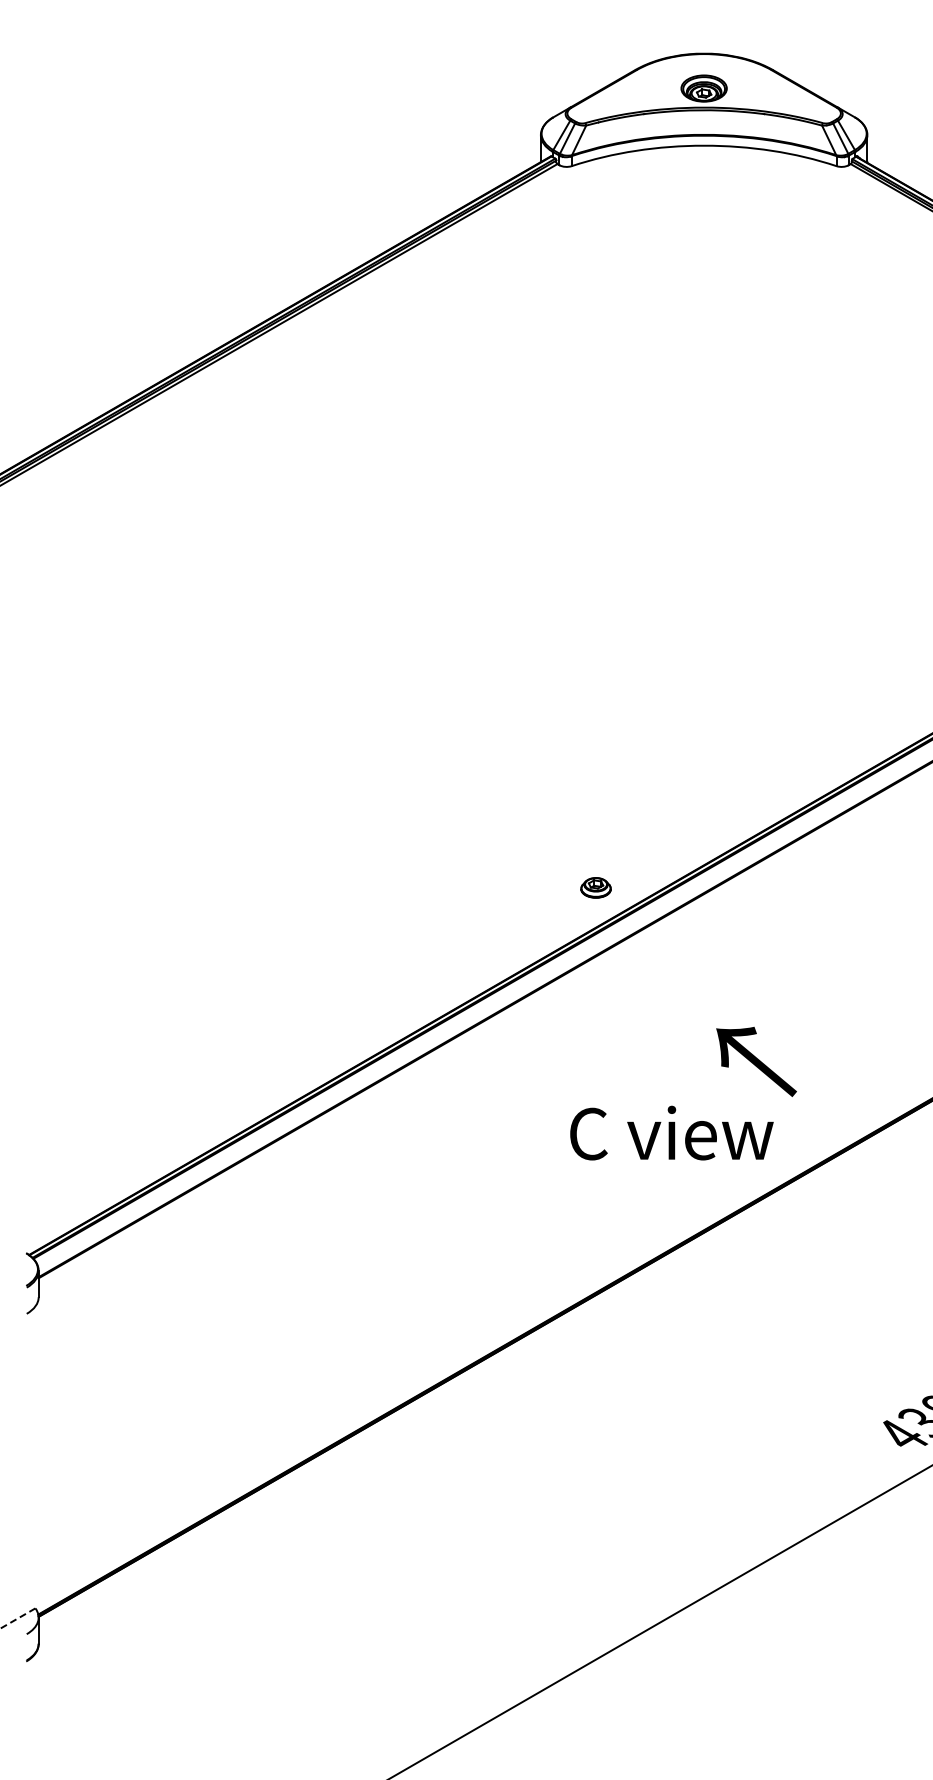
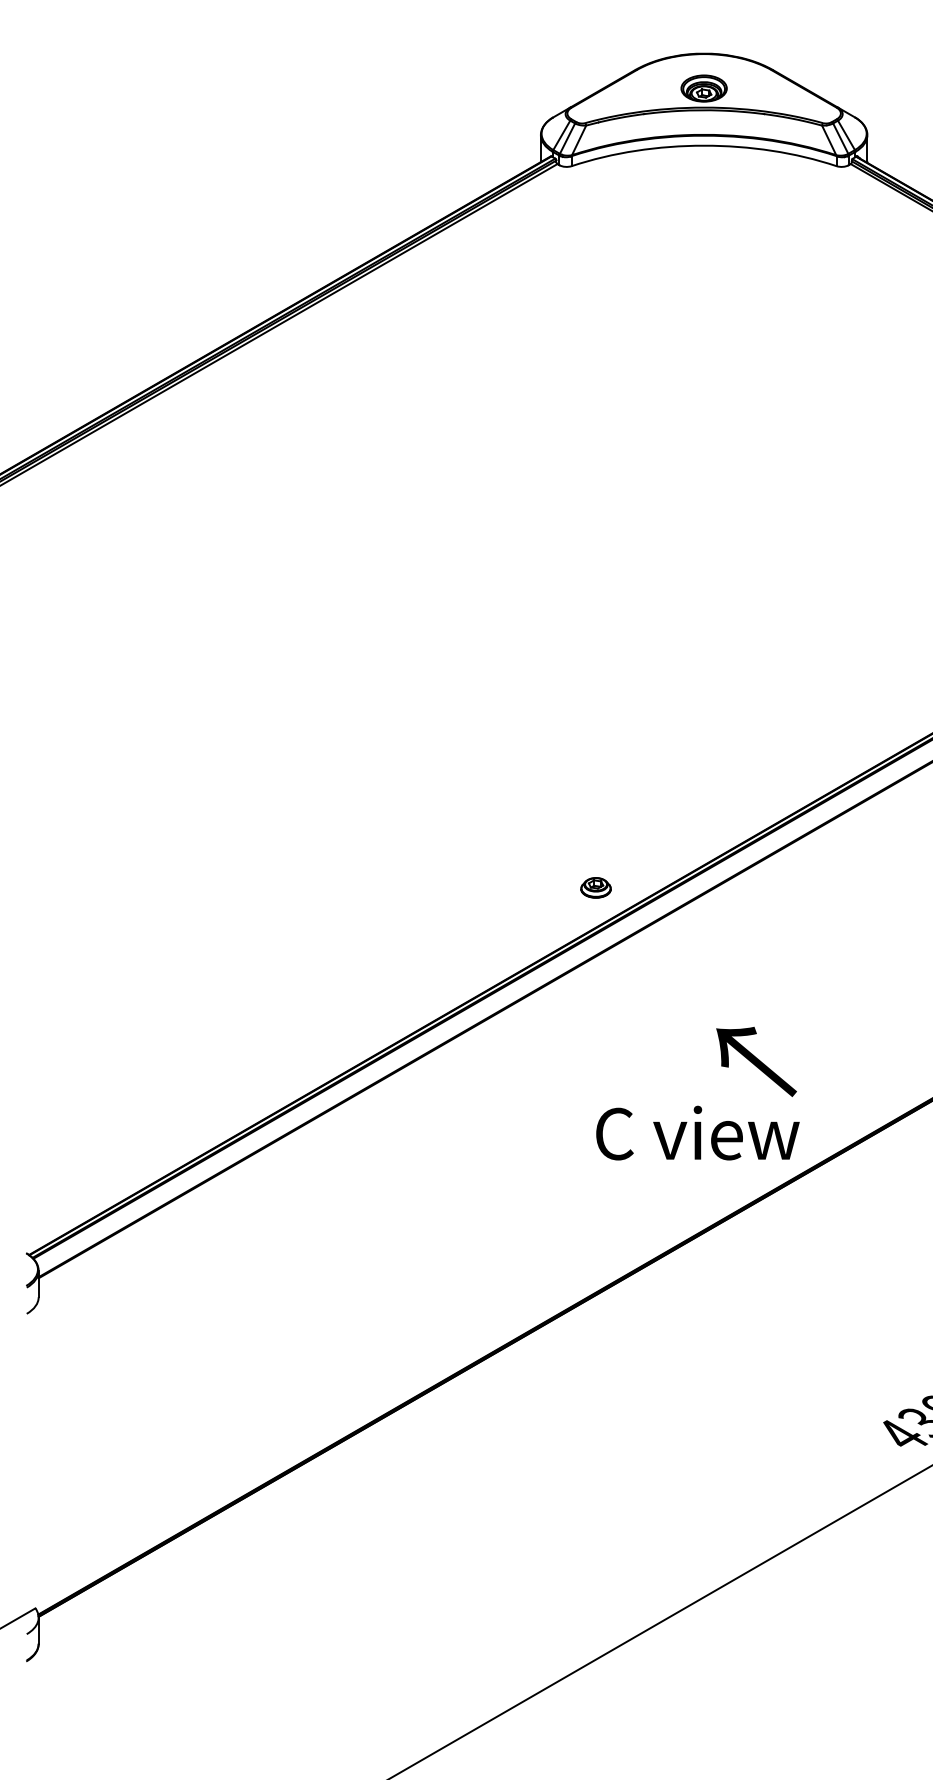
text position: (671, 1132) -> (697, 1132) (697, 1132)
line: dashed -> solid (17, 1618)
